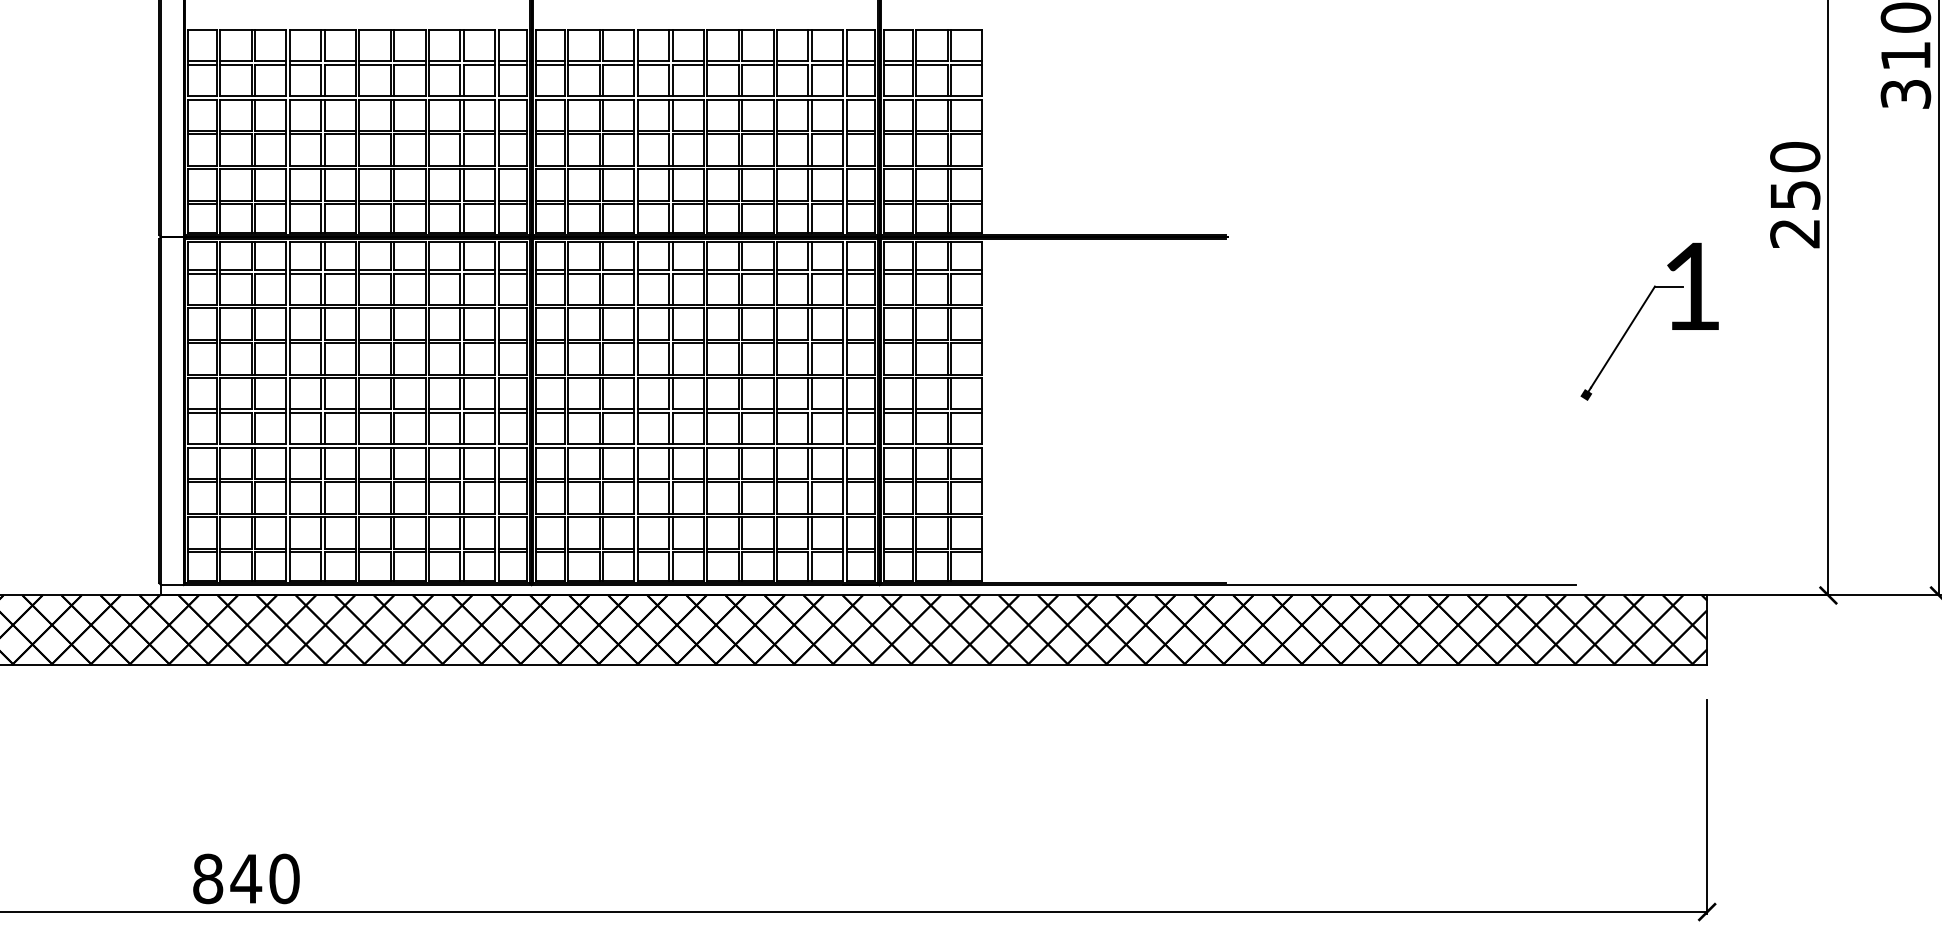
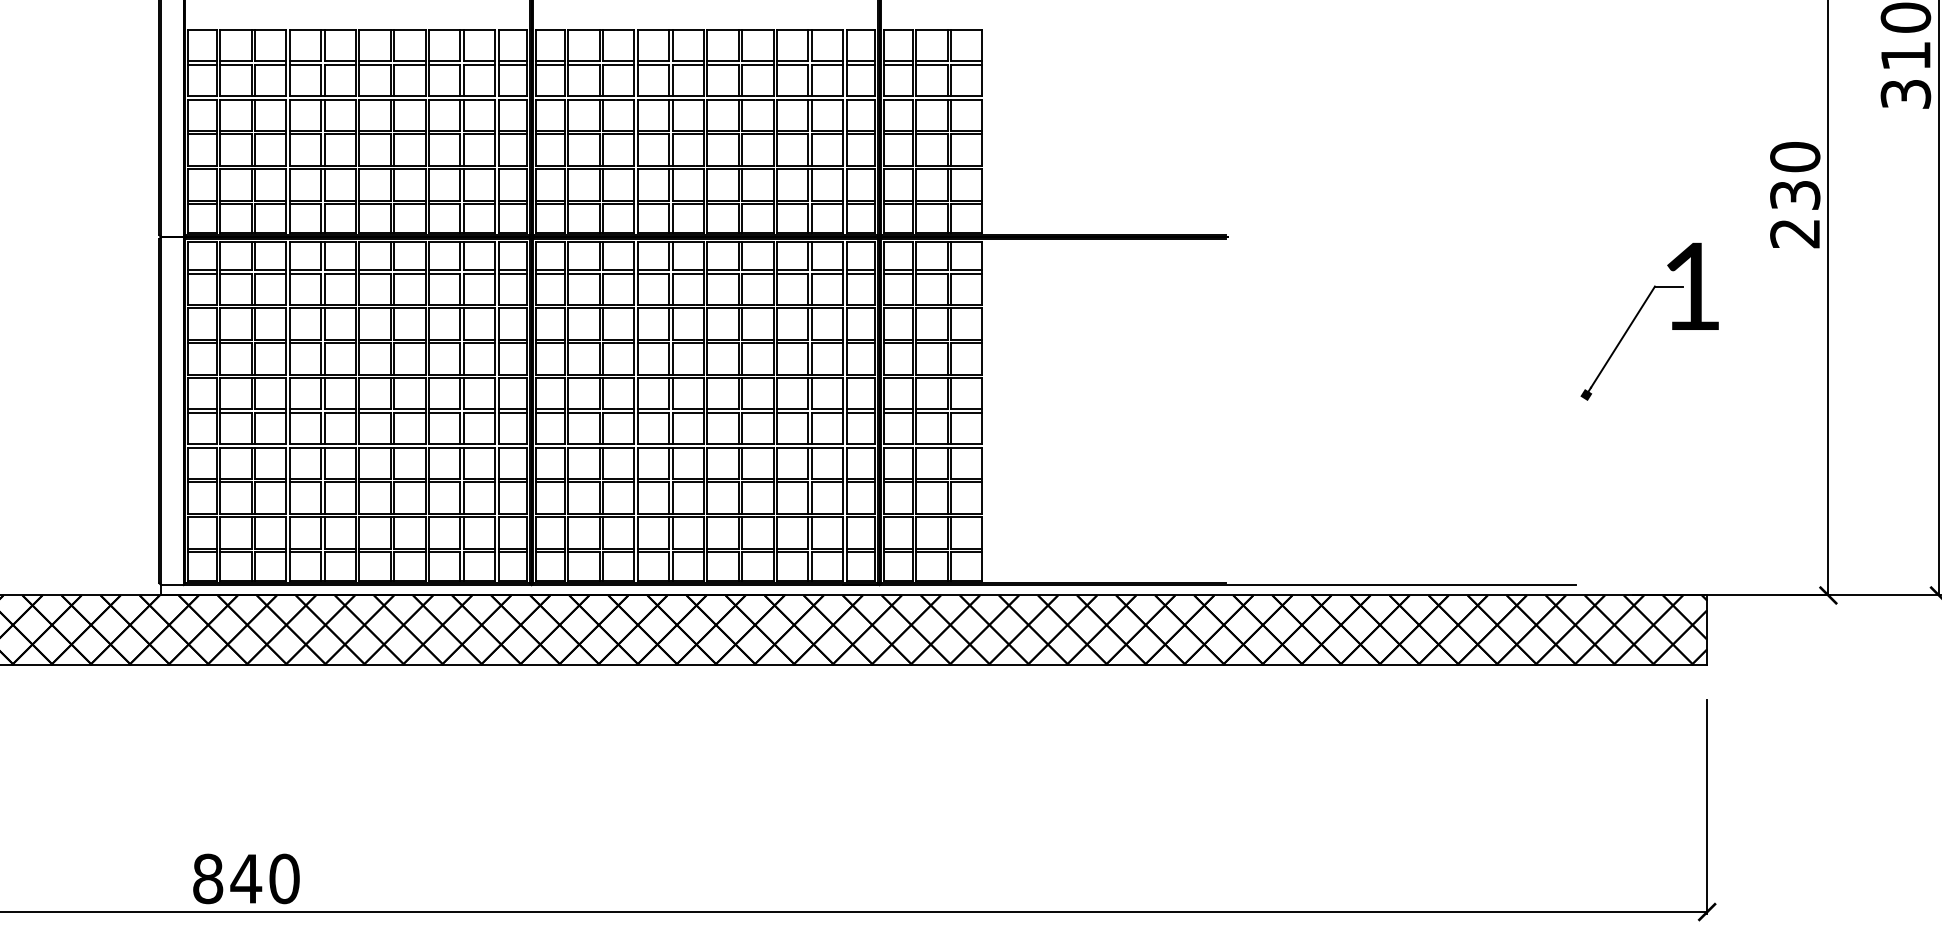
text: 250 -> 230 (1794, 195)
